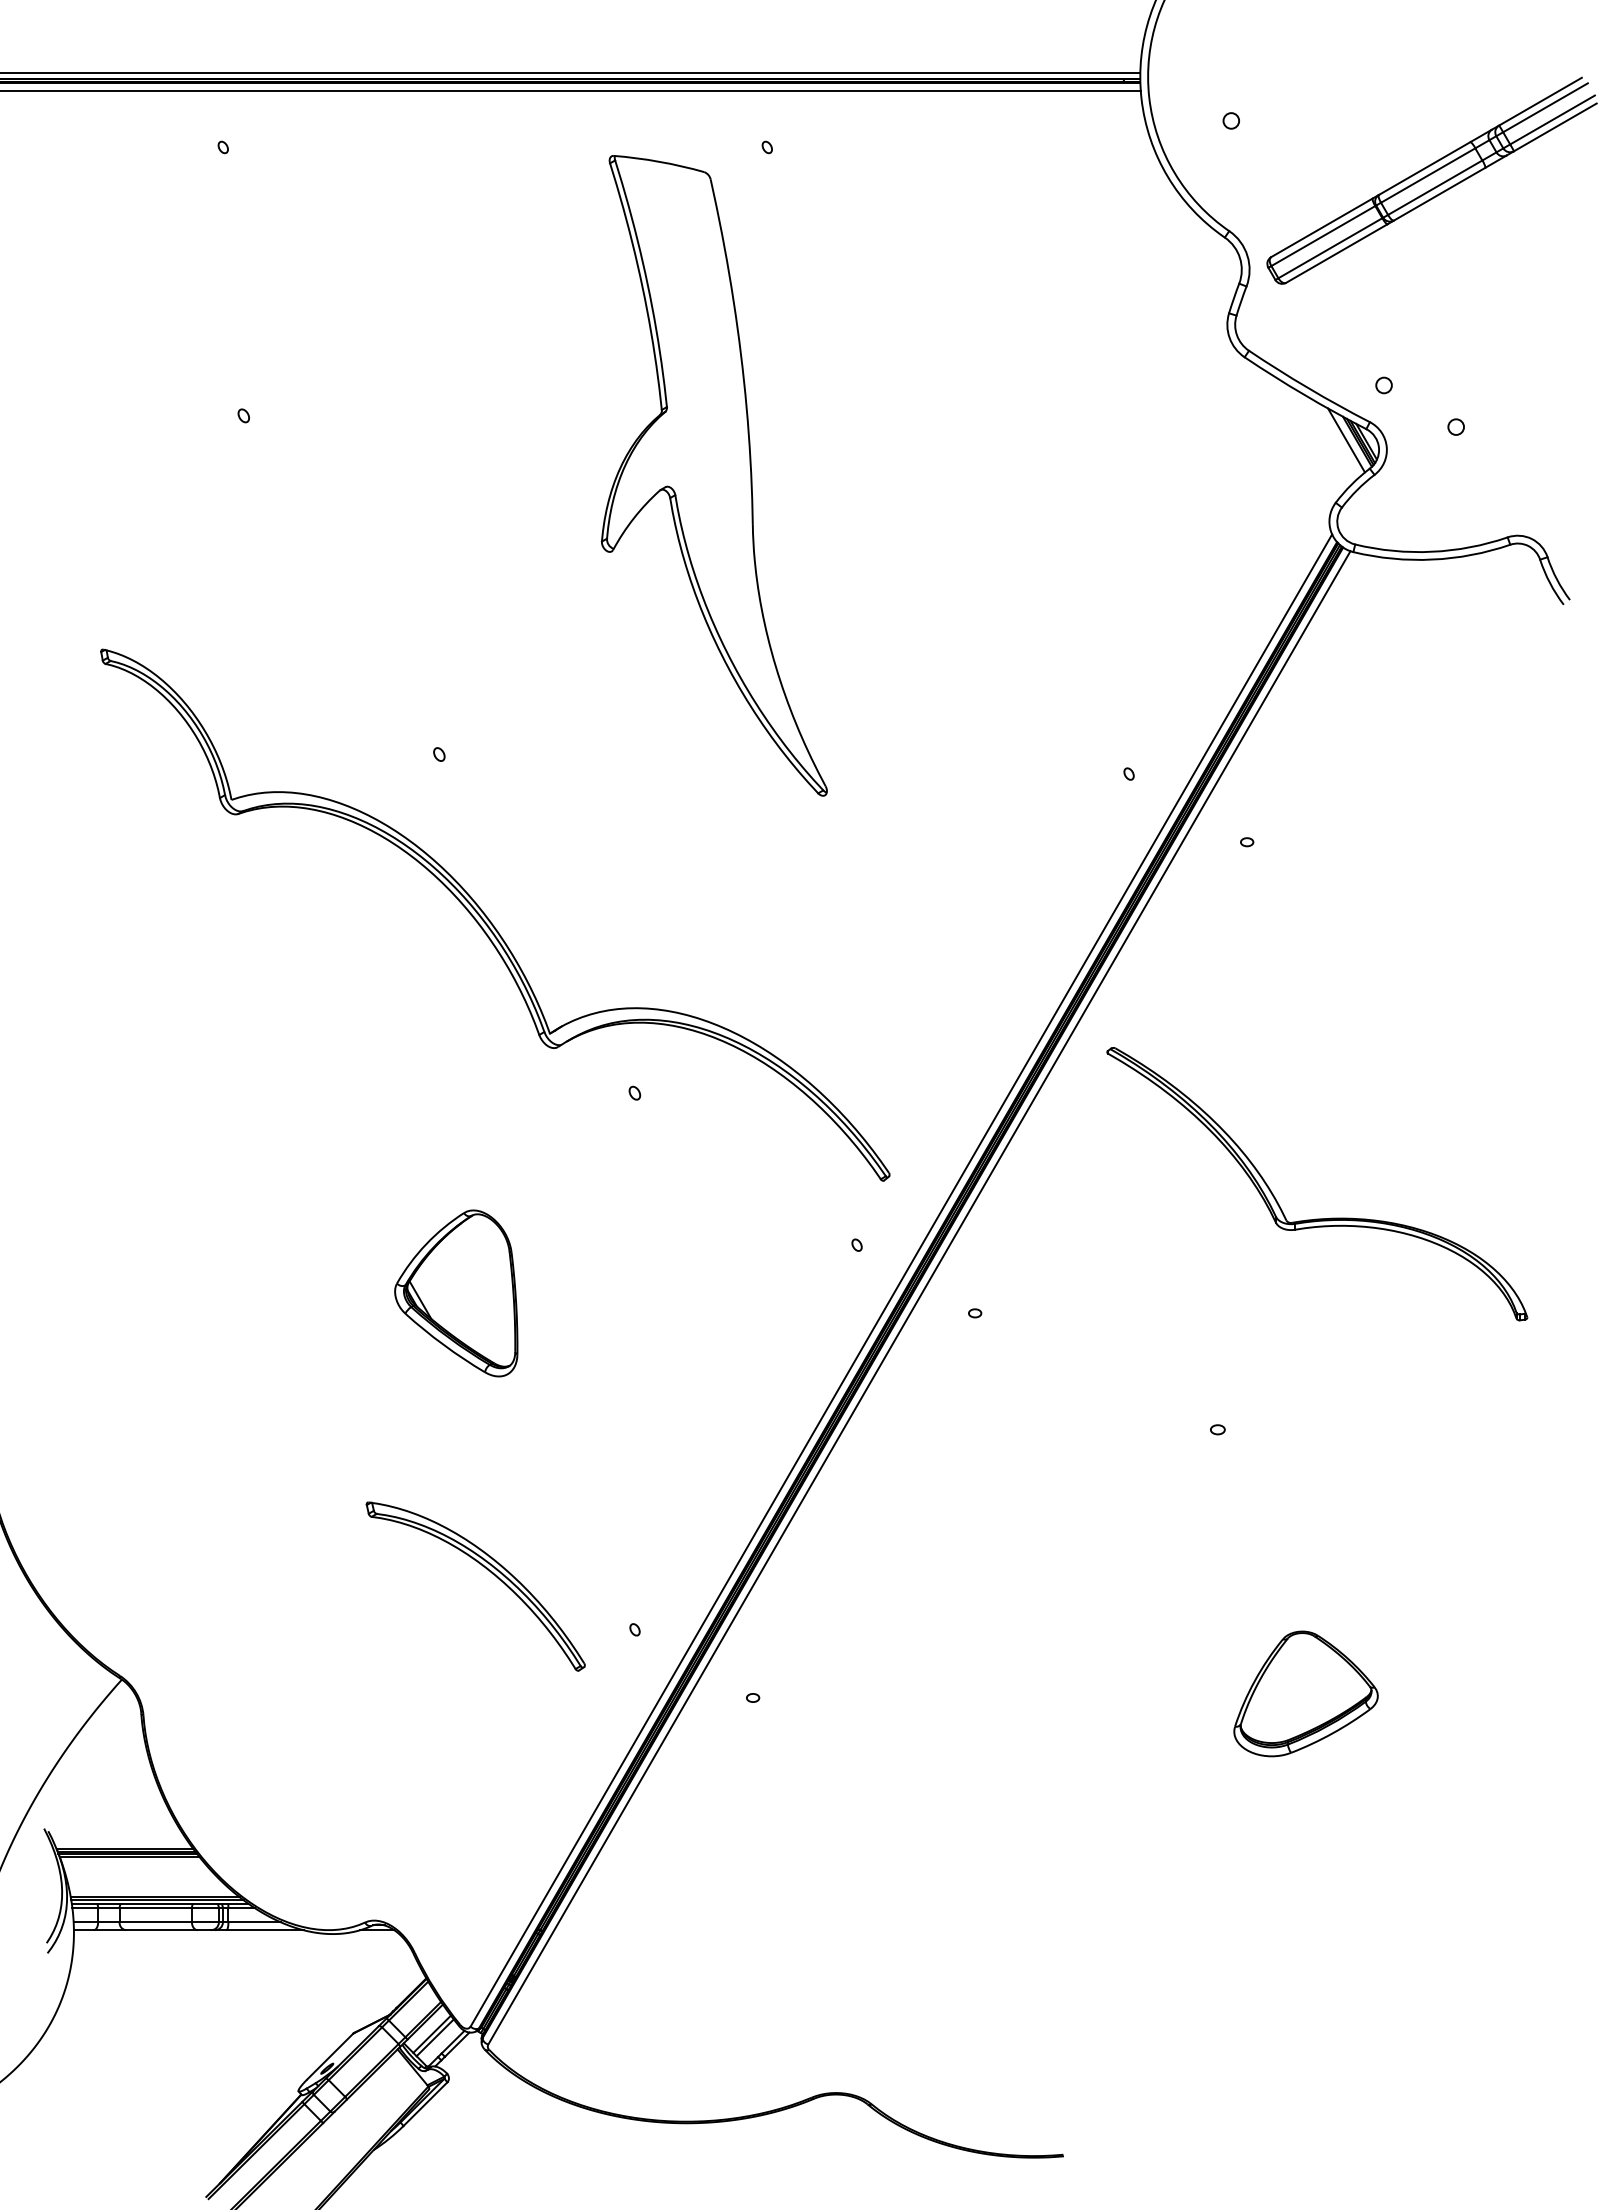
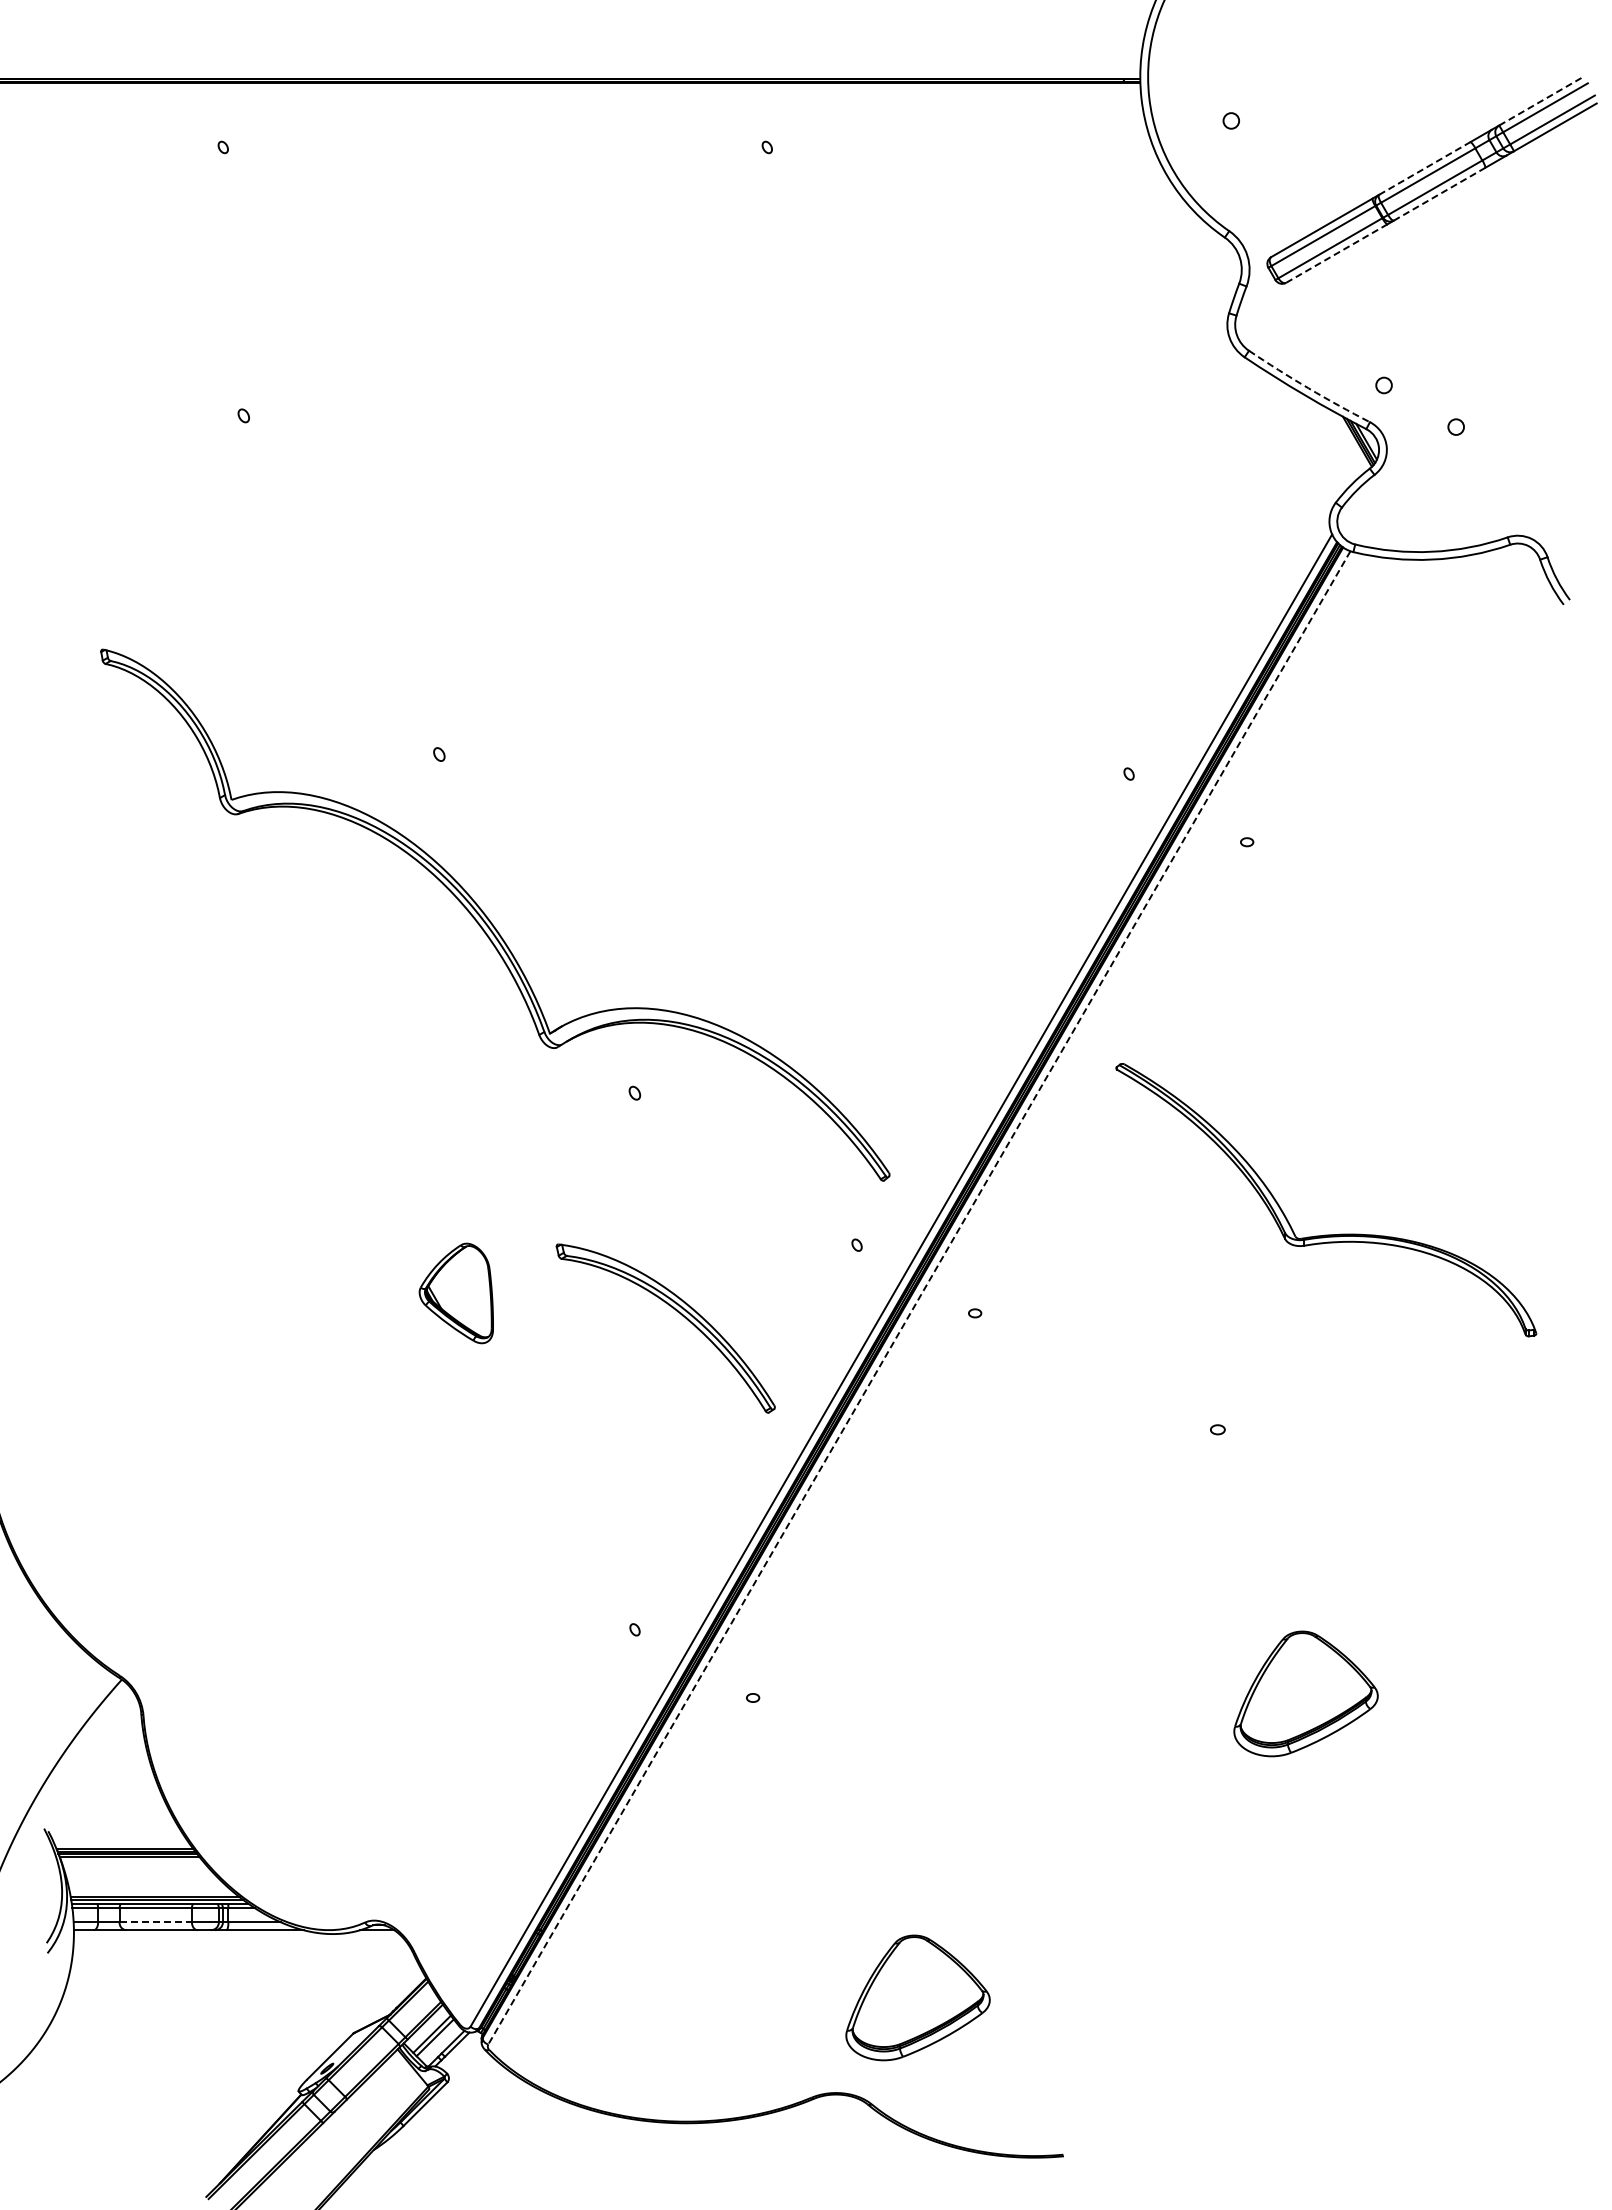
line: present -> none (571, 72)
line: present -> none (571, 91)
line: solid -> dashed (1540, 101)
line: solid -> dashed (1424, 168)
line: solid -> dashed (1439, 194)
line: solid -> dashed (1336, 253)
arc: solid -> dashed (1308, 388)
line: present -> none (1346, 440)
part: present -> none (713, 475)
part position: (1317, 1218) -> (1326, 1234) (1326, 1234)
part size: 125x169 px -> 76x103 px (455, 1293)
line: solid -> dashed (919, 1298)
part position: (487, 1570) -> (677, 1312) (677, 1312)
line: solid -> dashed (156, 1922)
part: none -> present (917, 1997)
